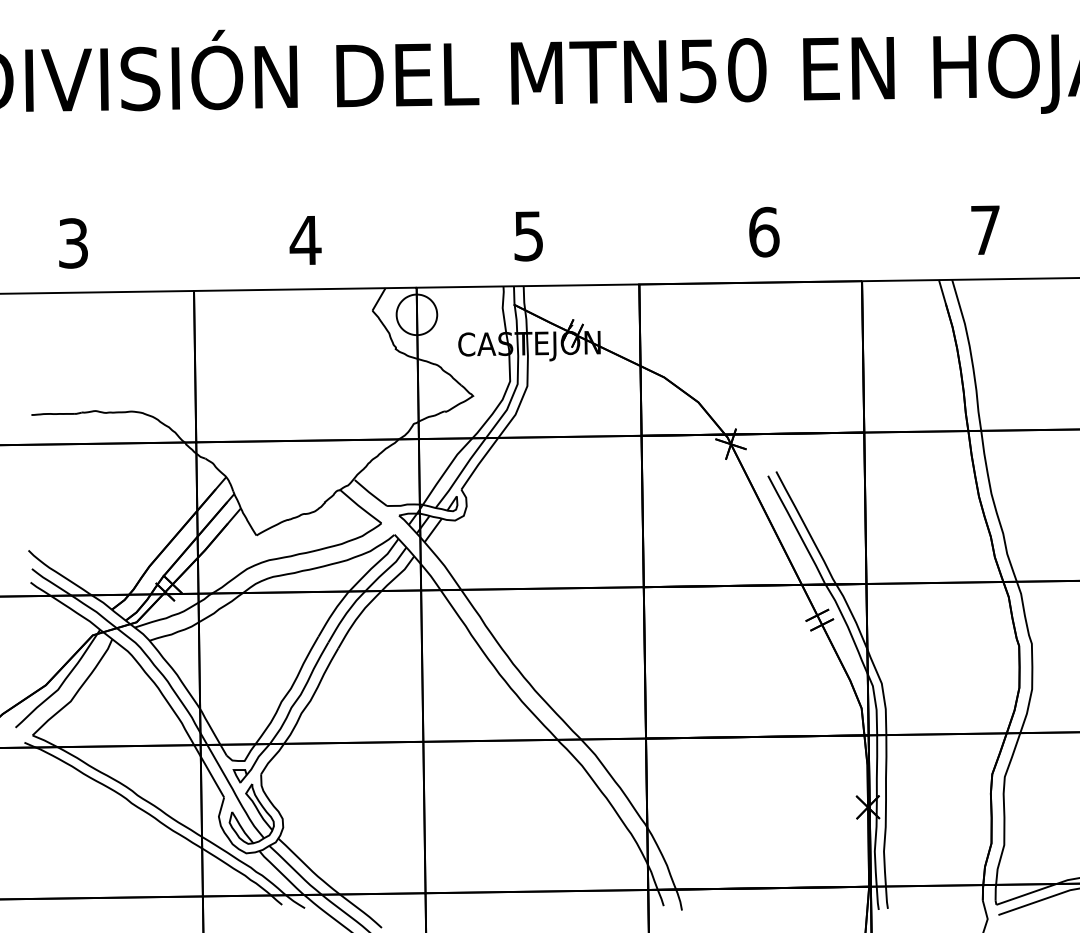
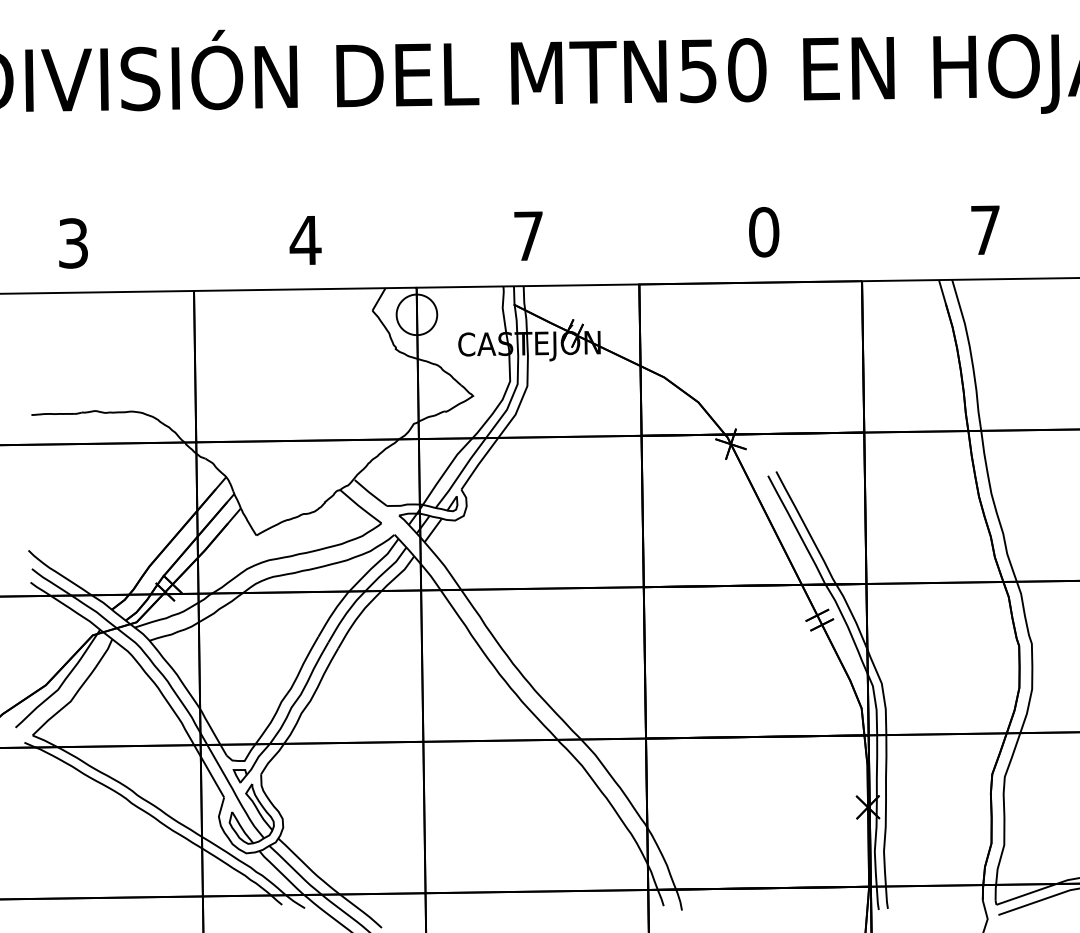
text: 6 -> 0 (764, 231)
text: 5 -> 7 (528, 236)
